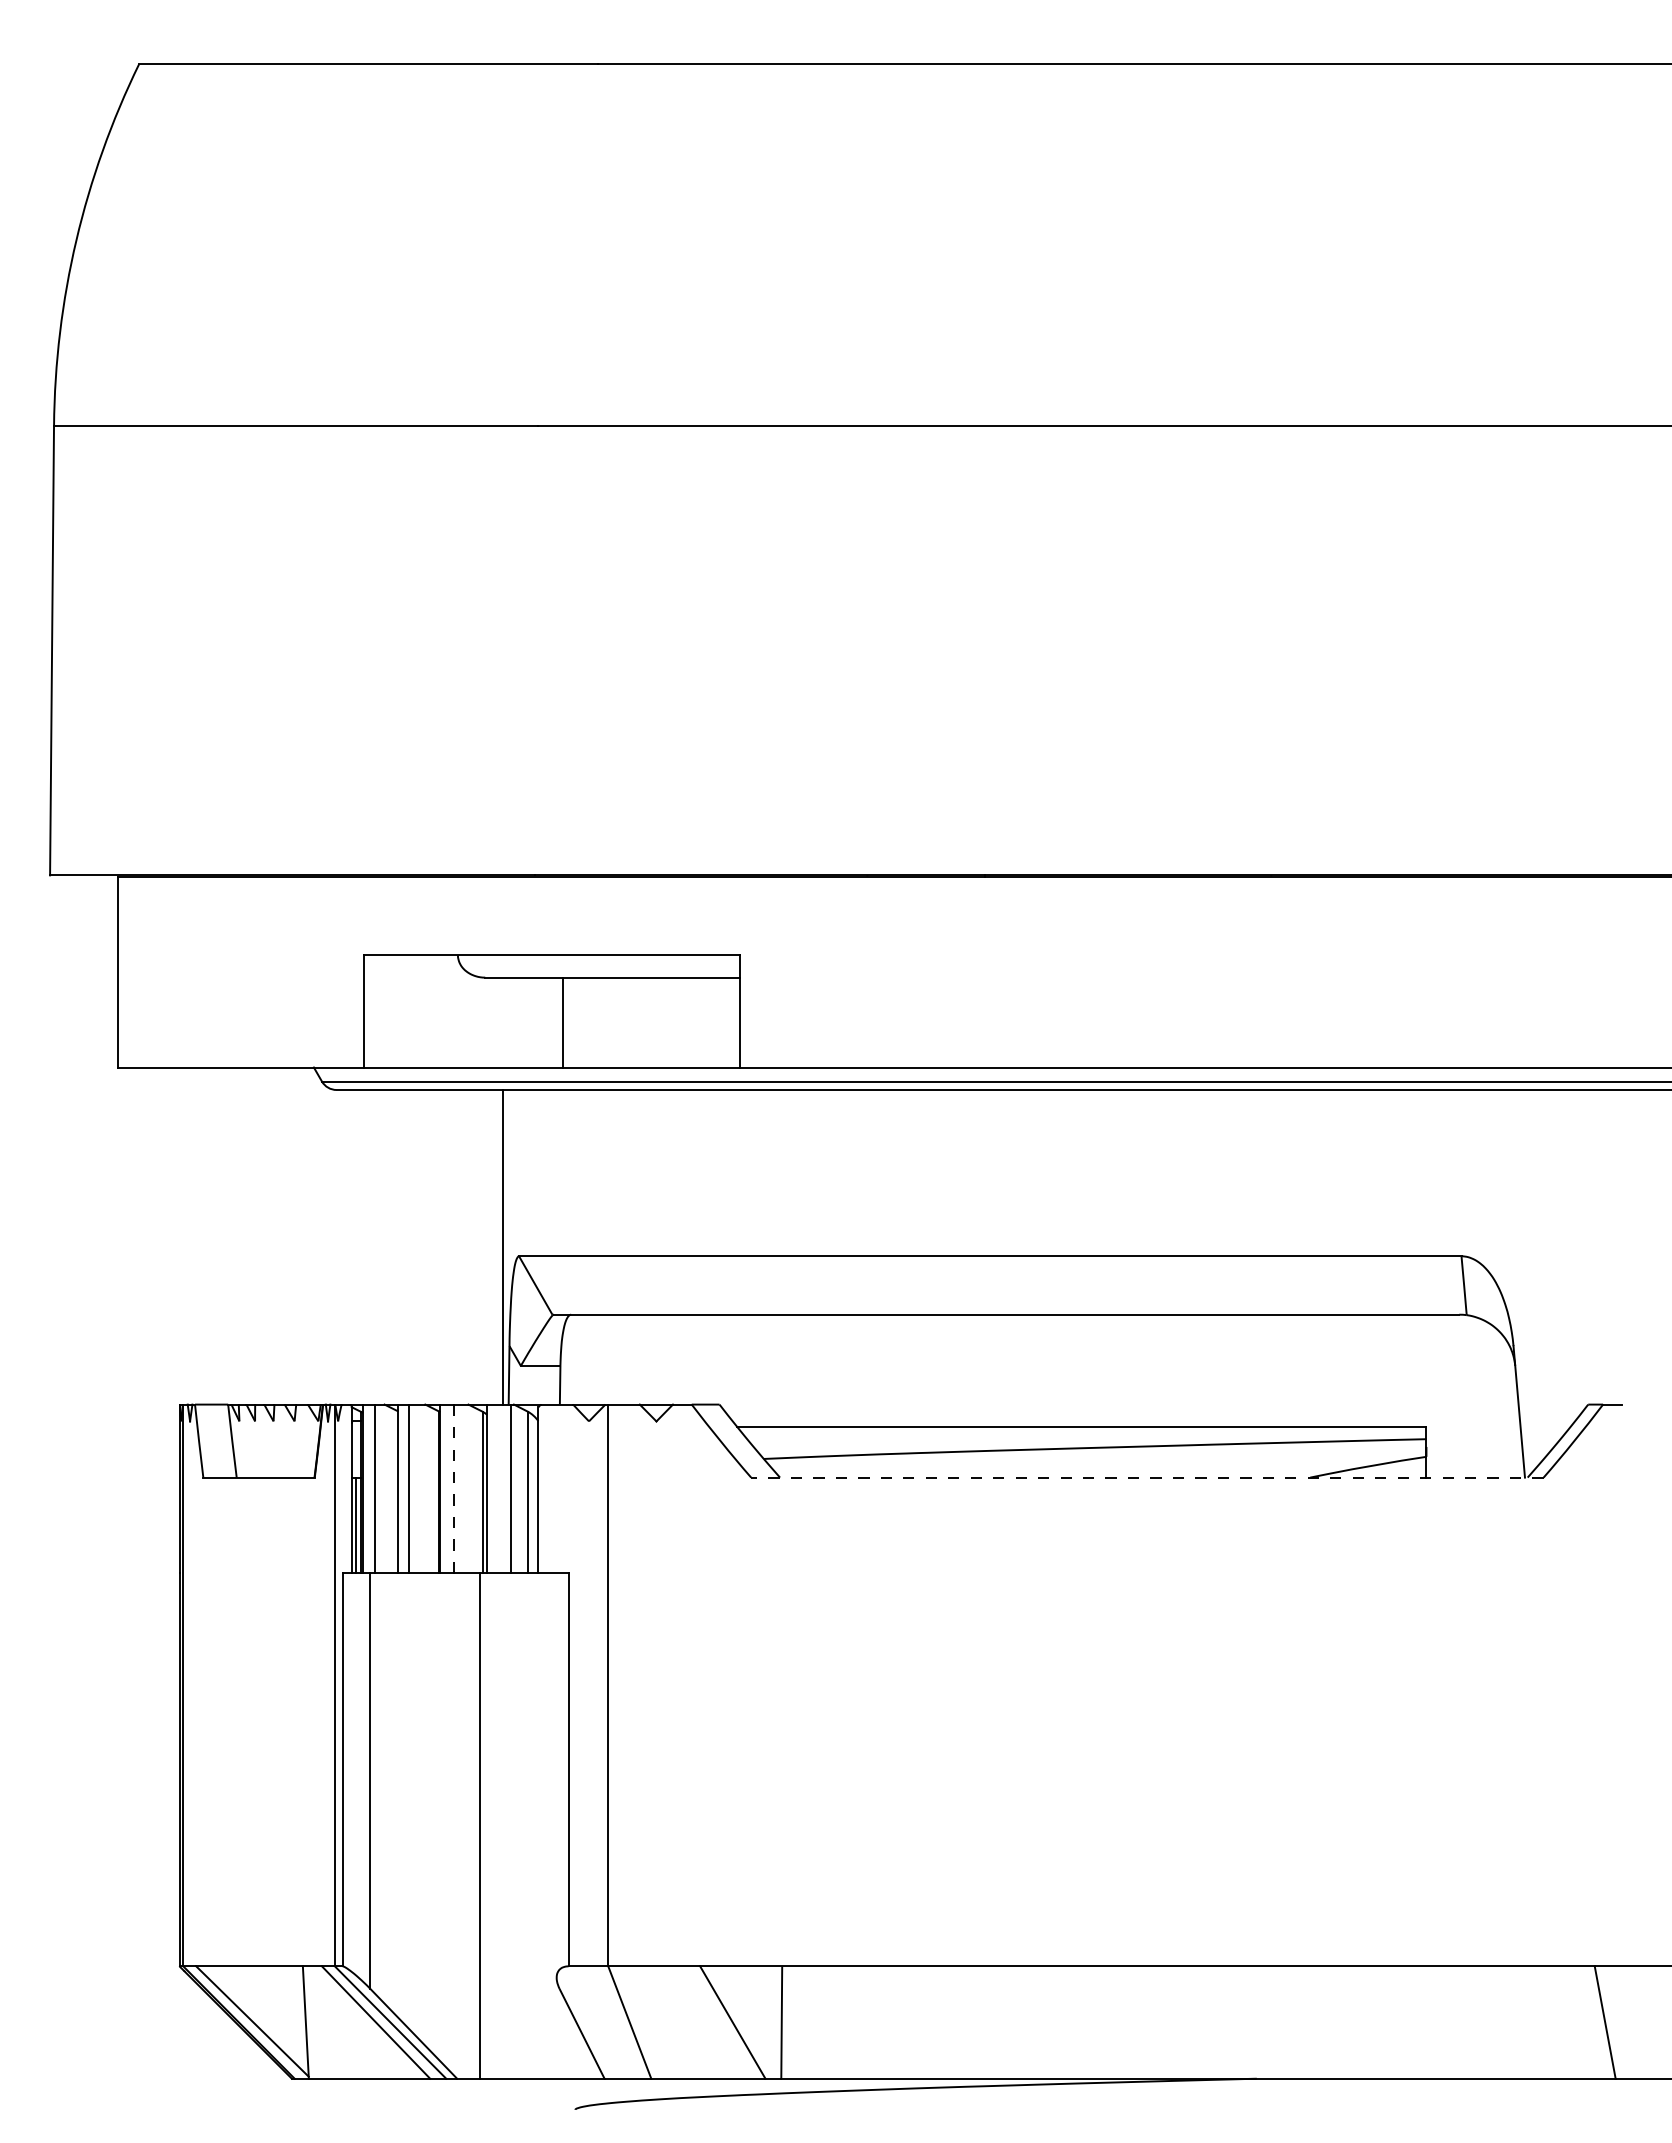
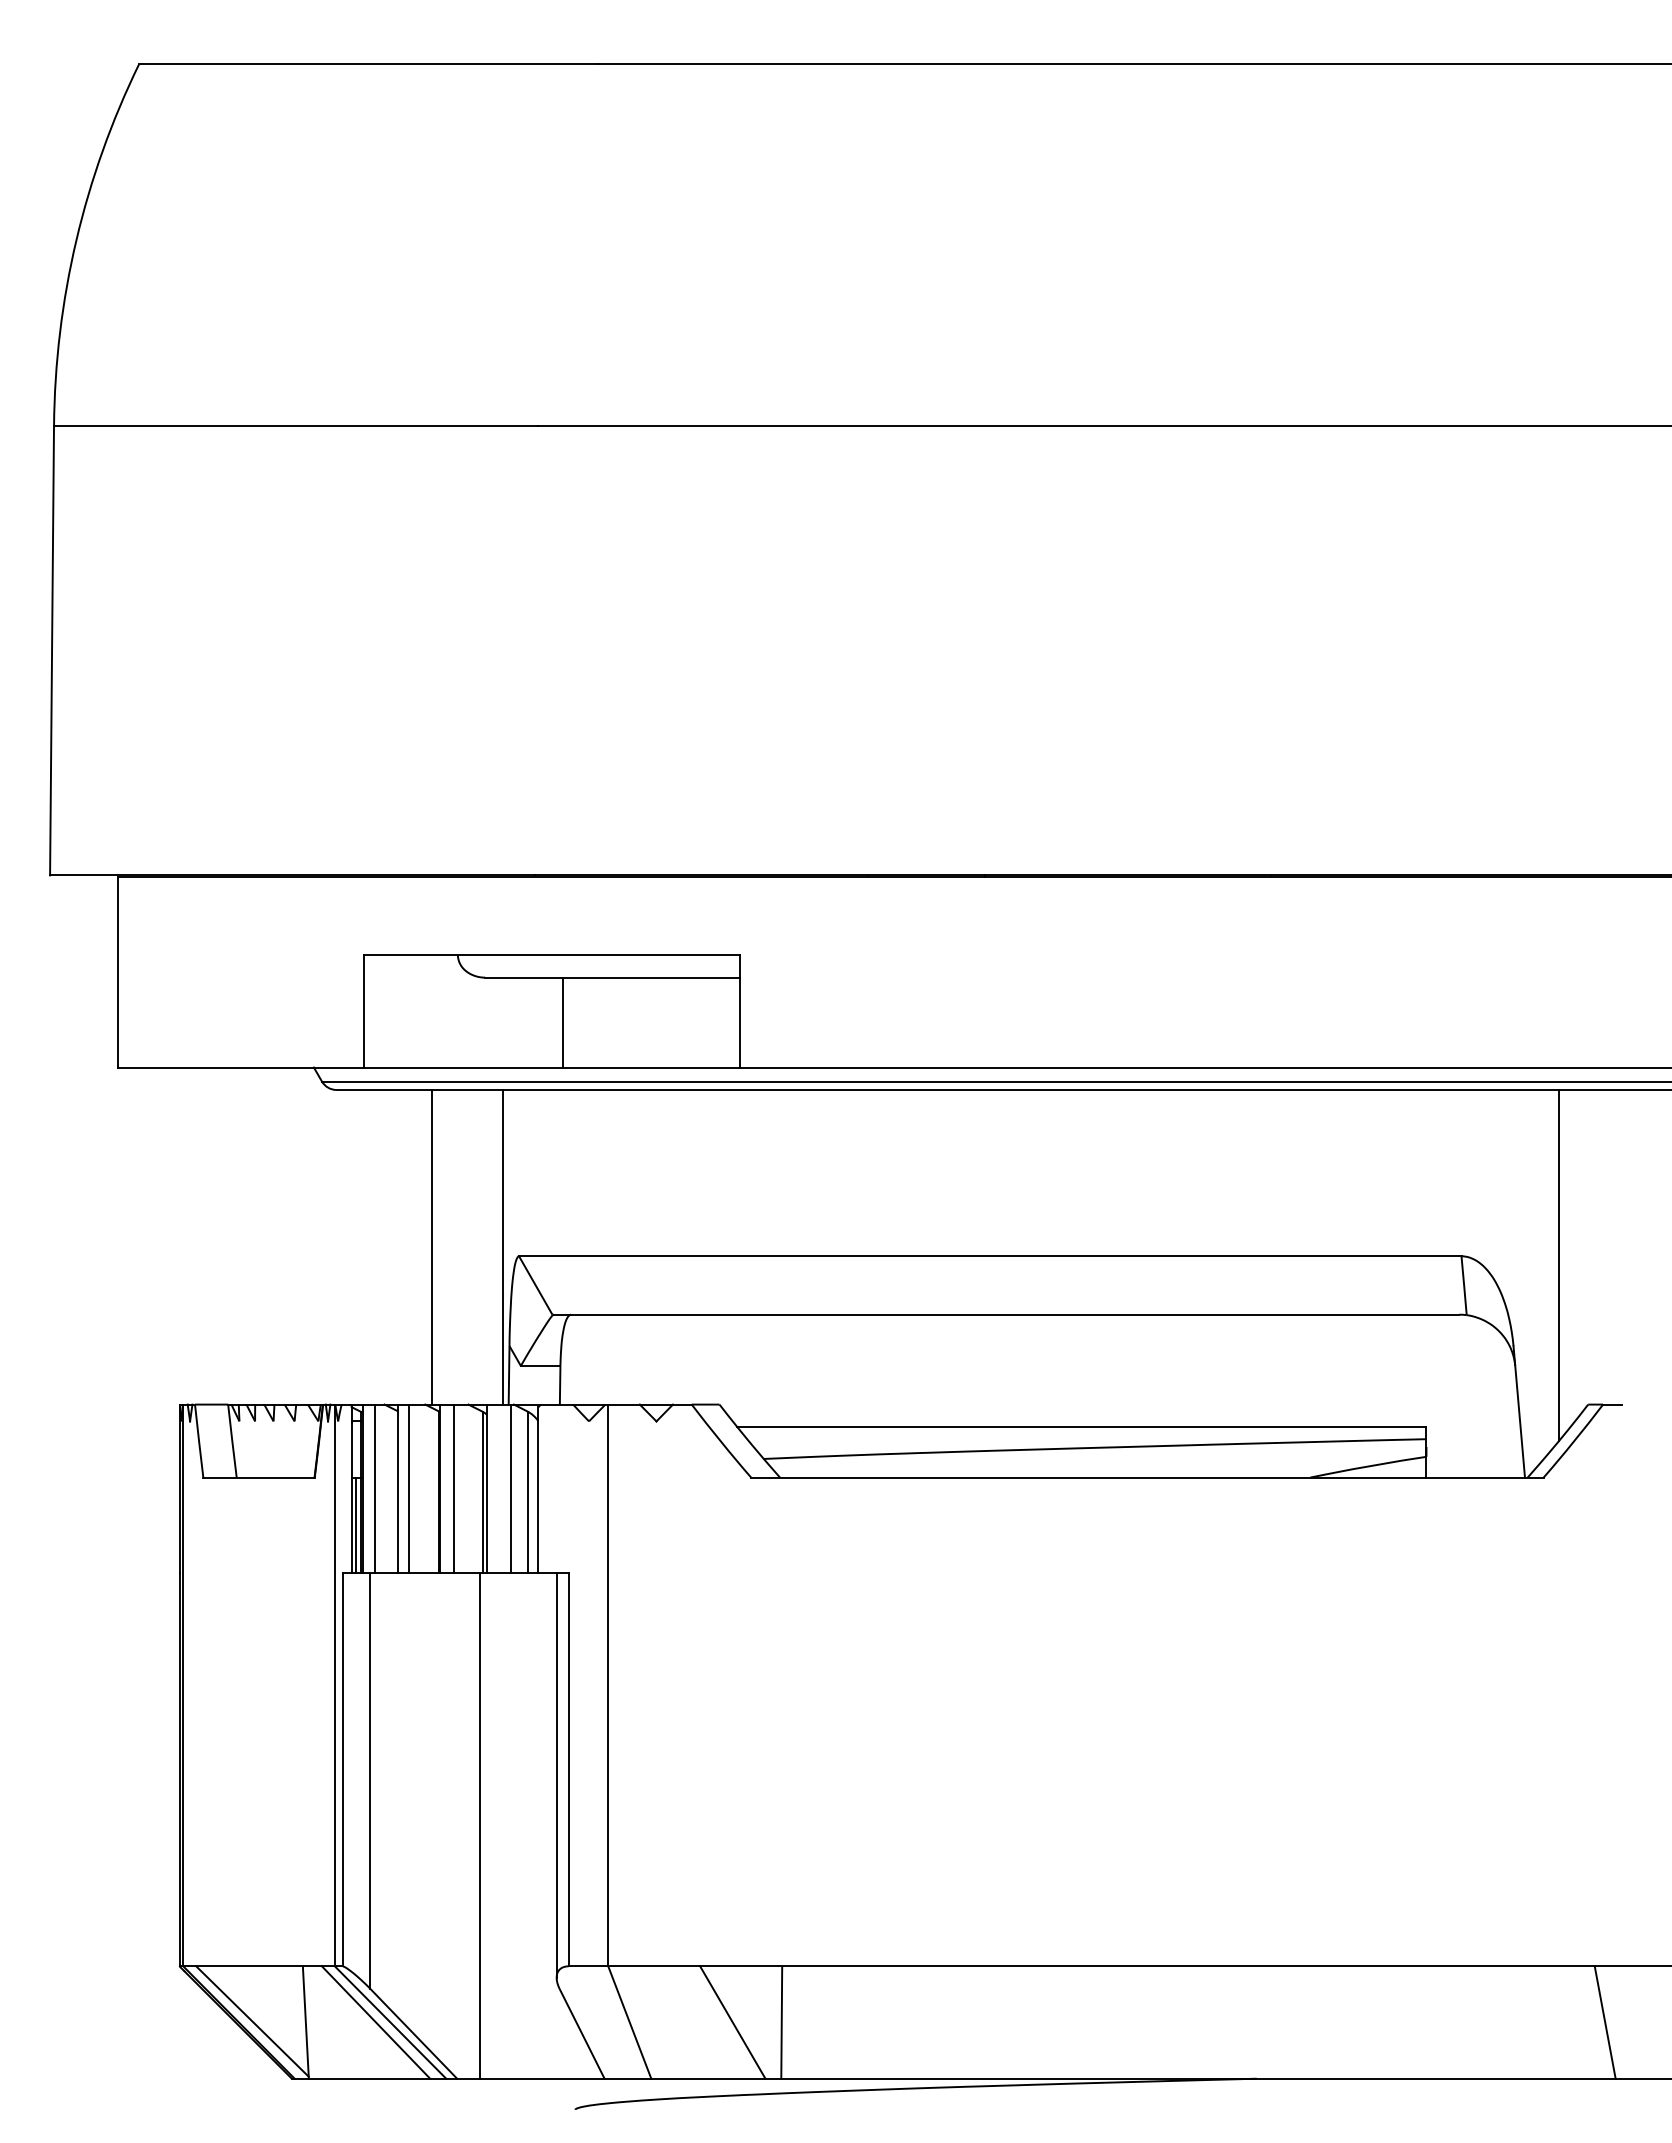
line: none -> present (432, 1246)
line: none -> present (1558, 1265)
line: dashed -> solid (1146, 1477)
line: dashed -> solid (453, 1488)
line: none -> present (556, 1775)
